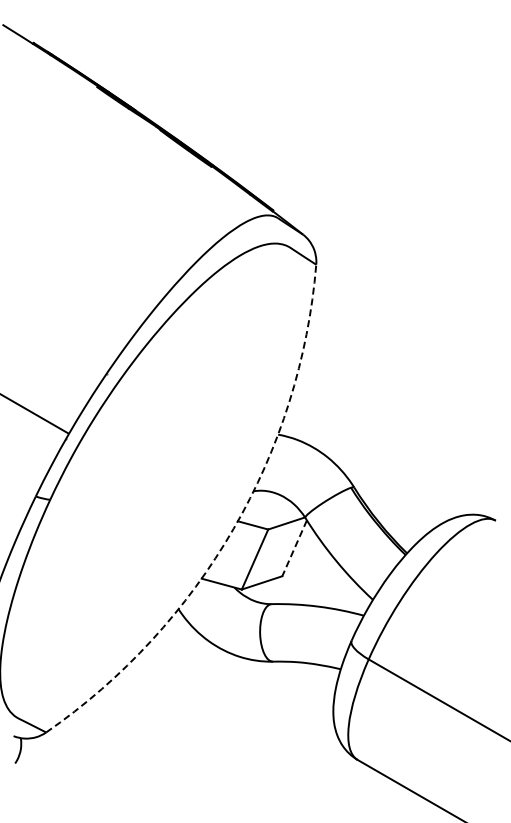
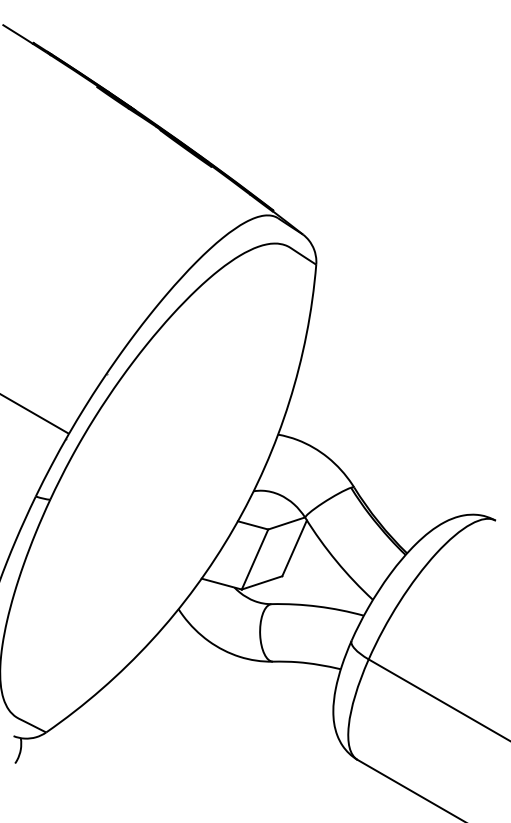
arc: dashed -> solid (233, 528)
line: dashed -> solid (294, 548)
